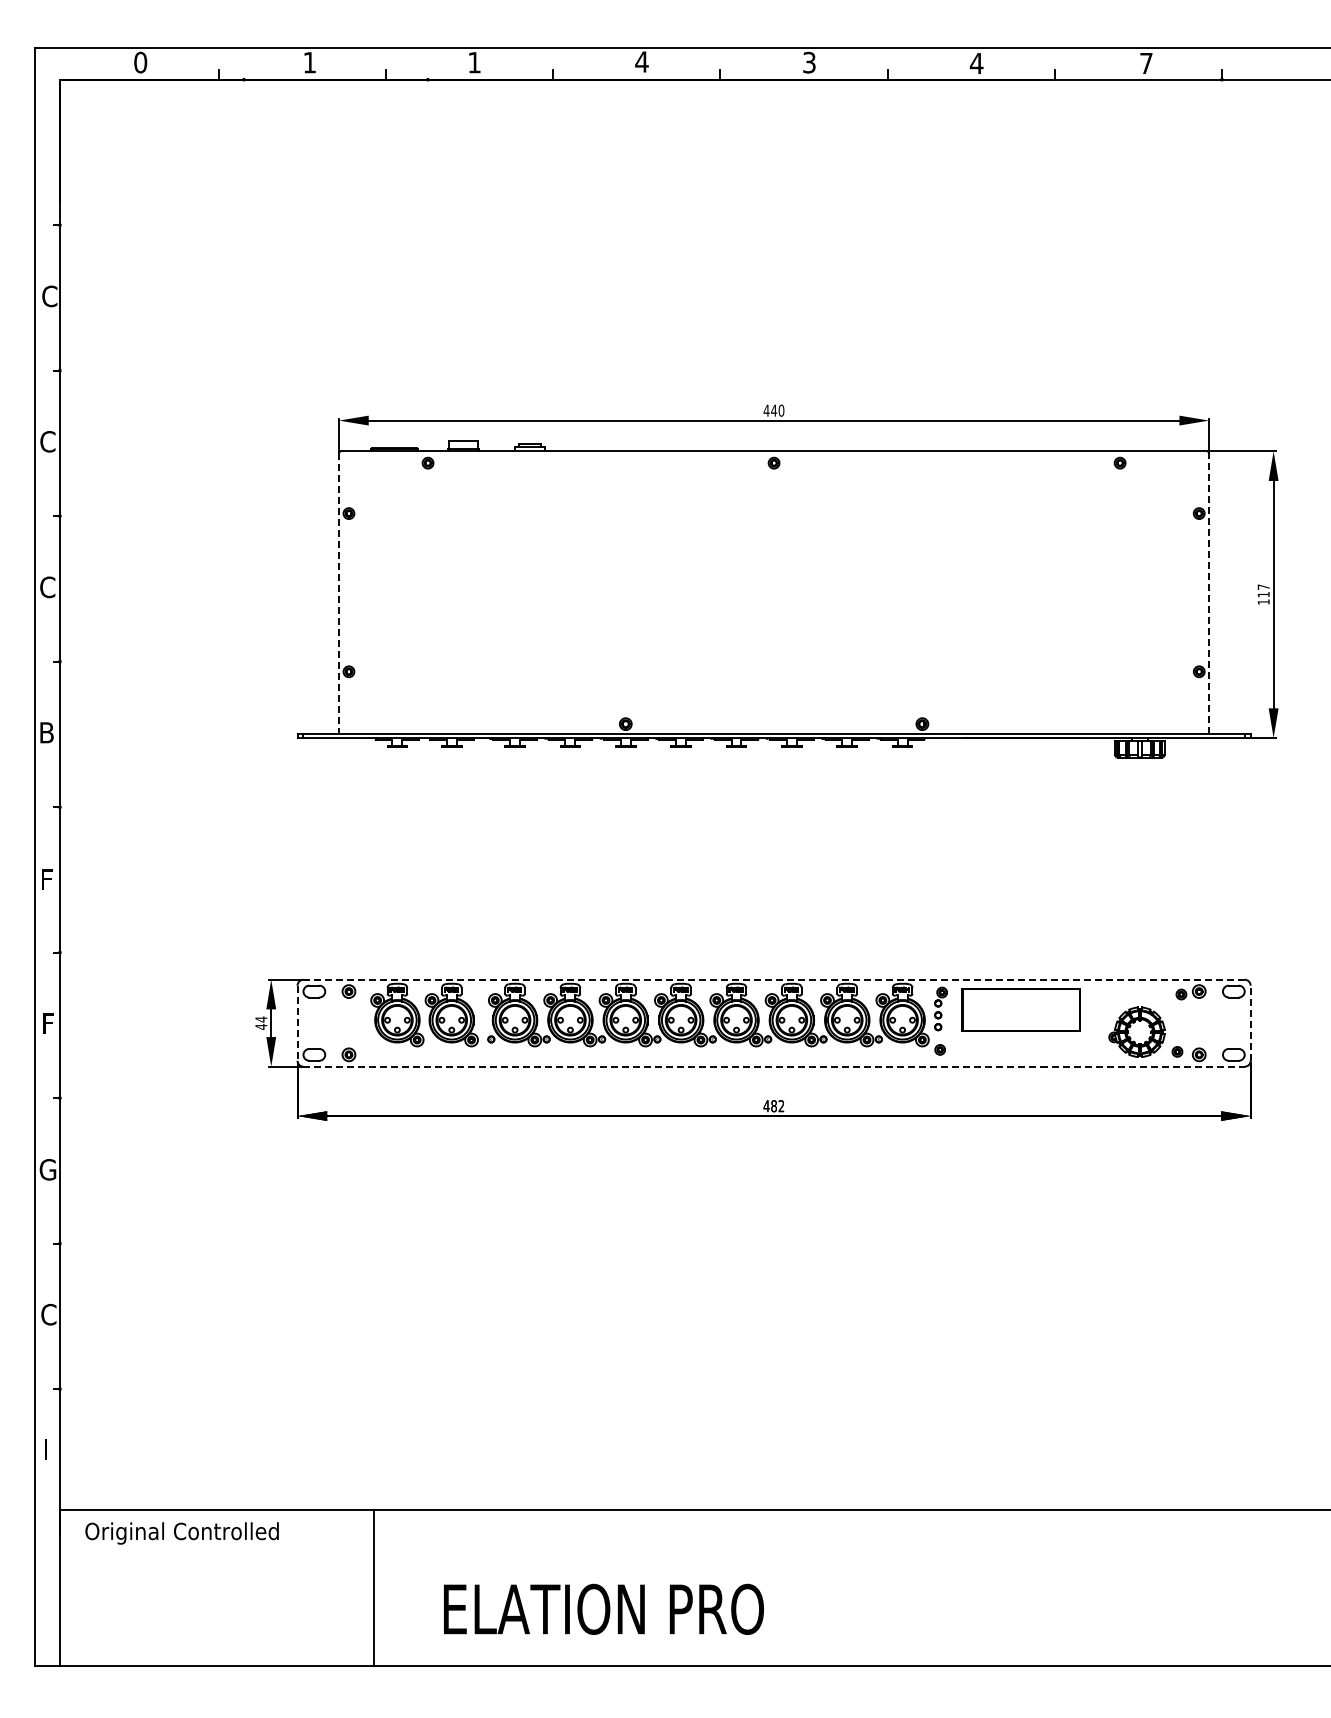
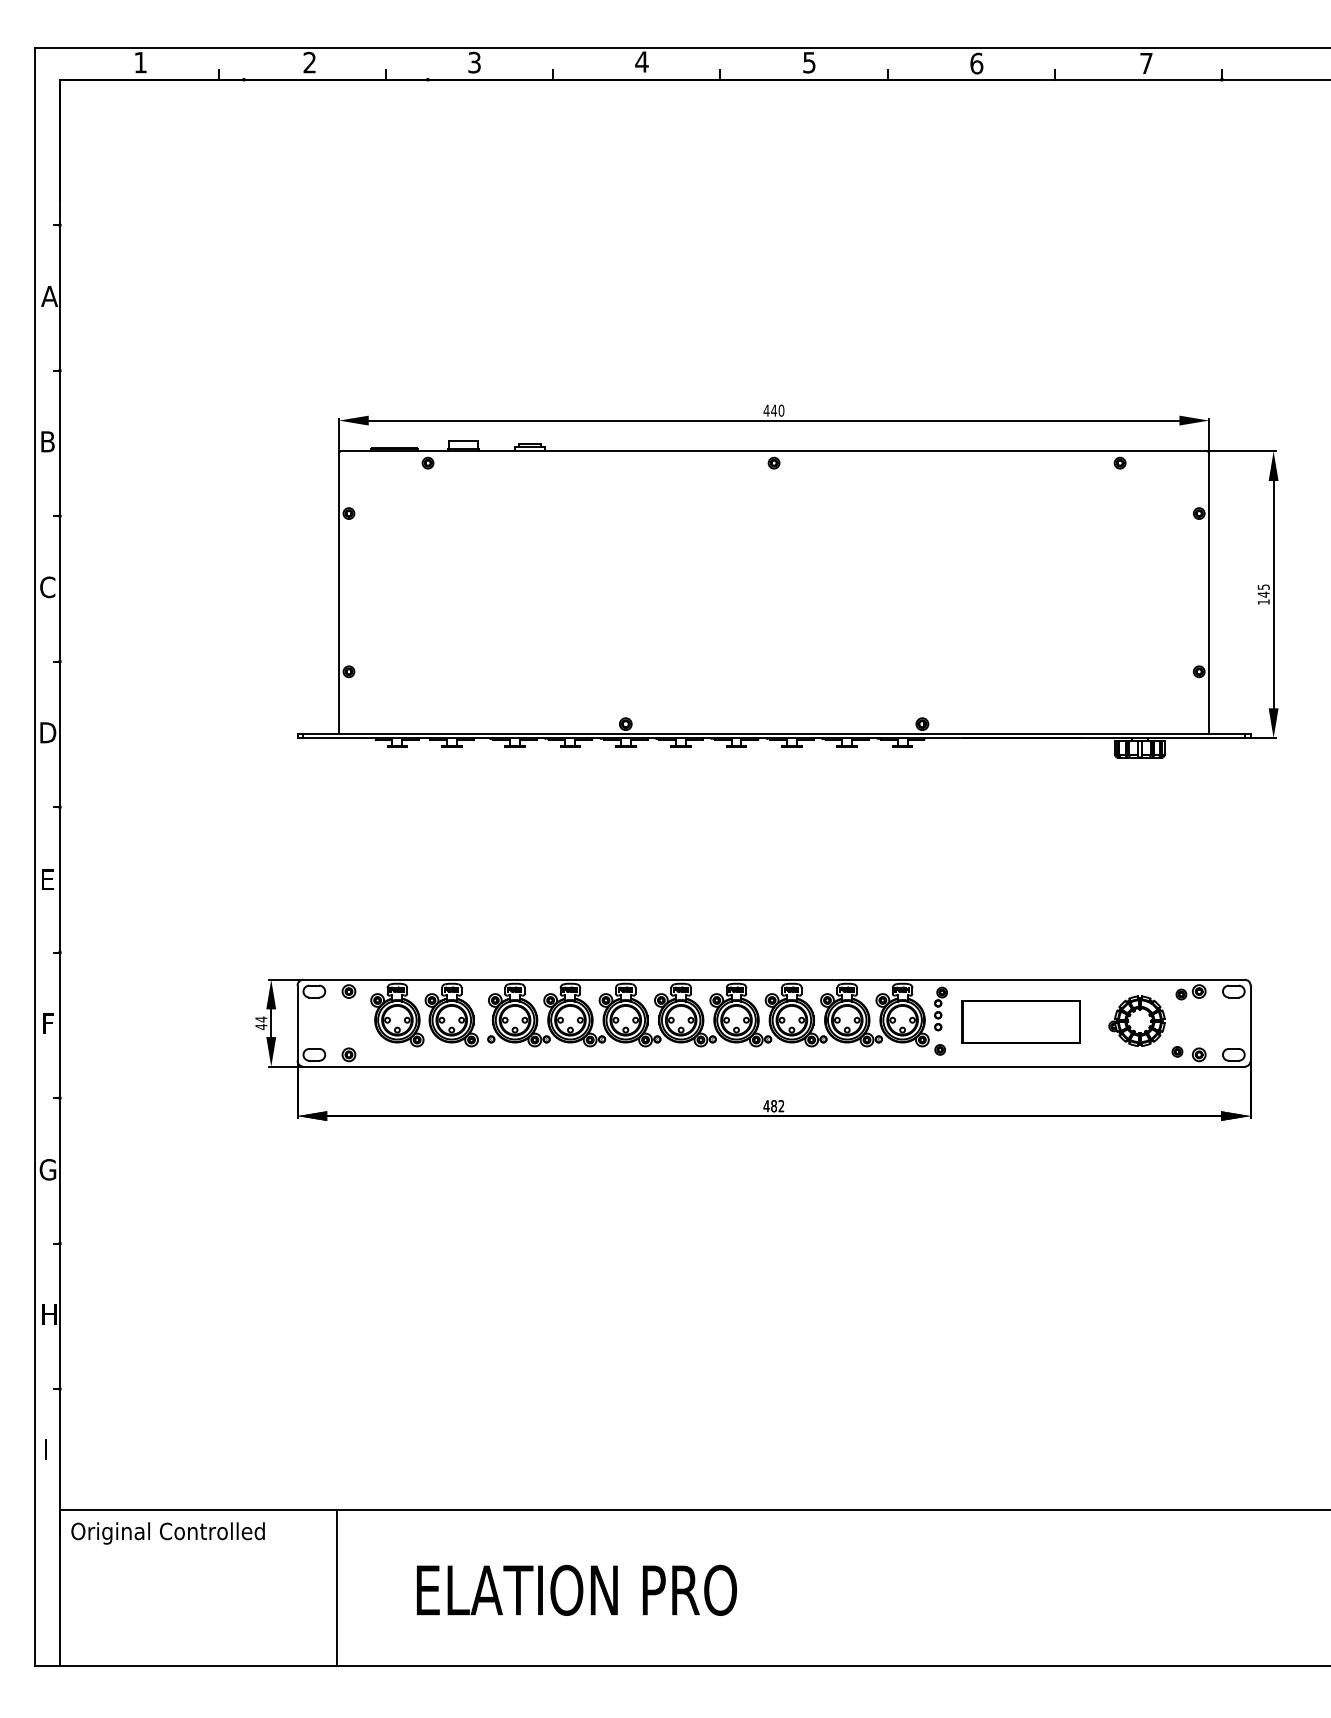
text: 3 -> 5 (809, 61)
text: 0 -> 1 (140, 62)
text: 1 -> 2 (309, 62)
text: 1 -> 3 (474, 62)
text: 4 -> 6 (976, 63)
text: C -> A (49, 296)
text: C -> B (47, 441)
text: 117 -> 145 (1263, 590)
line: dashed -> solid (1209, 593)
line: dashed -> solid (339, 594)
text: B -> D (49, 732)
text: F -> E (48, 879)
line: dashed -> solid (774, 979)
part position: (1020, 1009) -> (1020, 1021) (1020, 1021)
line: dashed -> solid (297, 1023)
line: dashed -> solid (1250, 1023)
part position: (1136, 1031) -> (1136, 1020) (1136, 1020)
line: dashed -> solid (774, 1066)
text: C -> H (48, 1314)
text position: (181, 1533) -> (167, 1533) (167, 1533)
line position: (374, 1587) -> (337, 1587) (337, 1587)
text position: (603, 1608) -> (576, 1589) (576, 1589)
